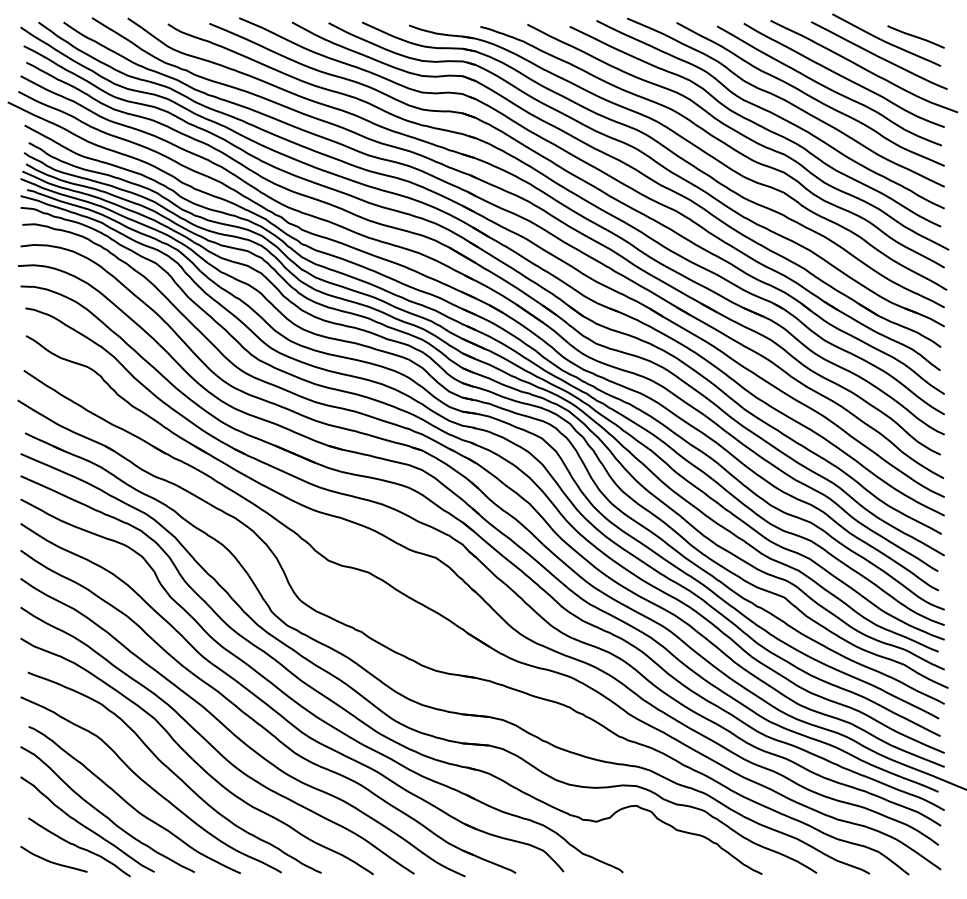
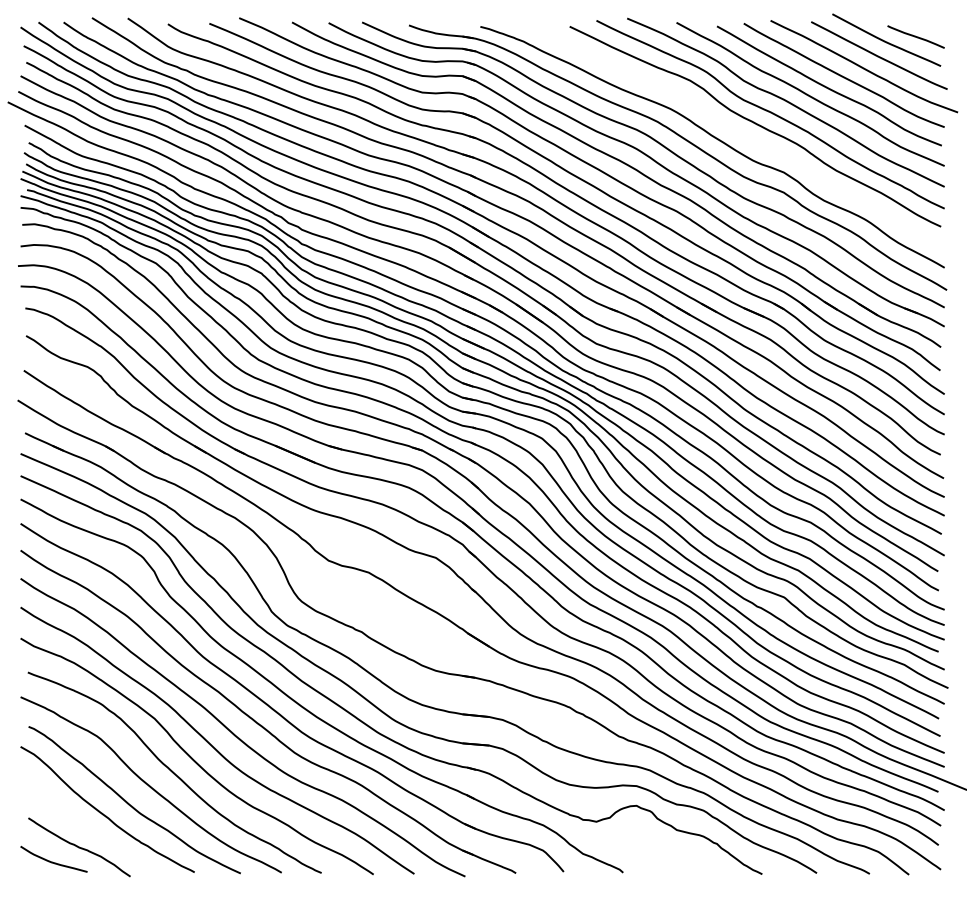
curve: present -> none (739, 134)
curve: present -> none (85, 825)
